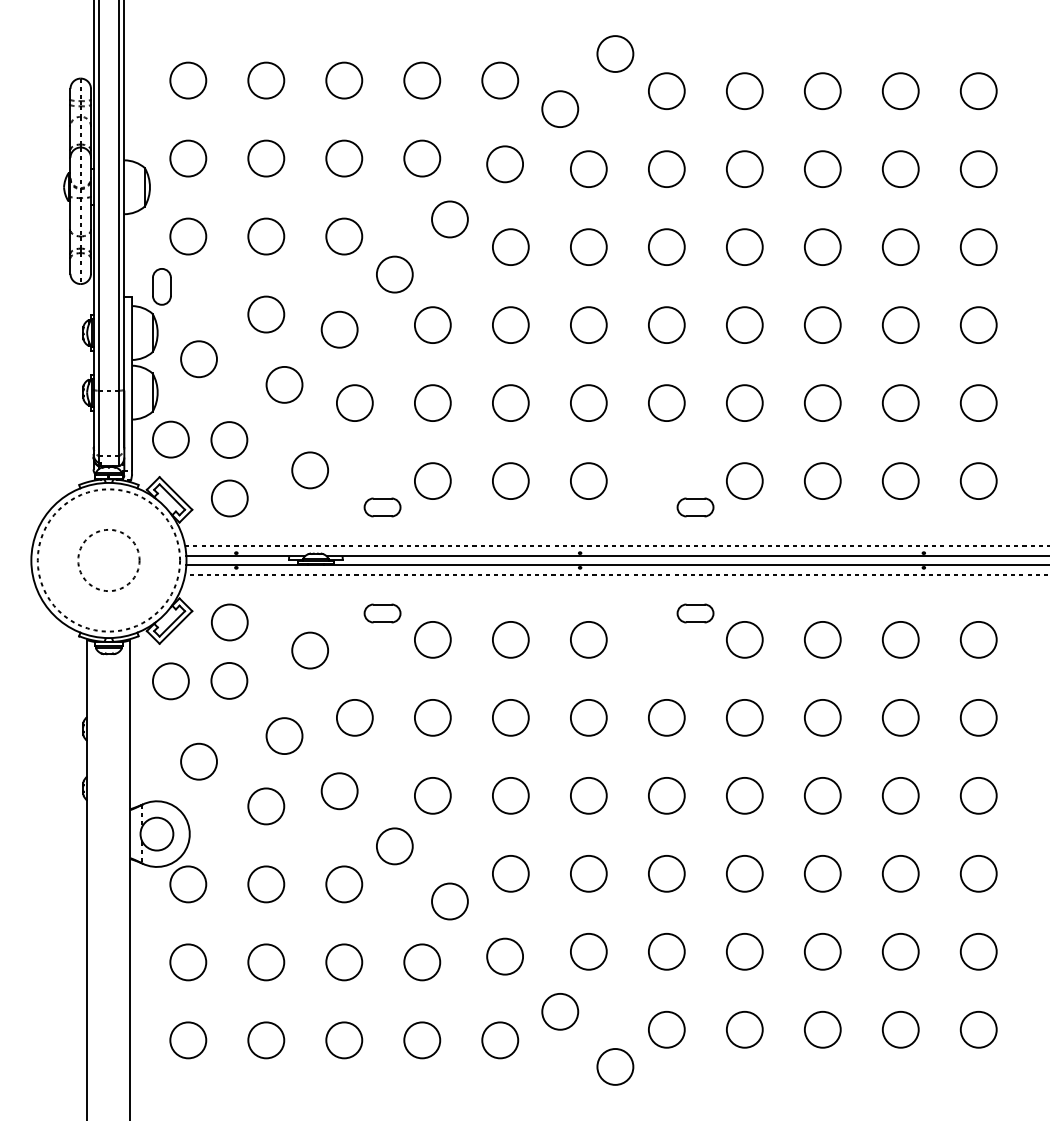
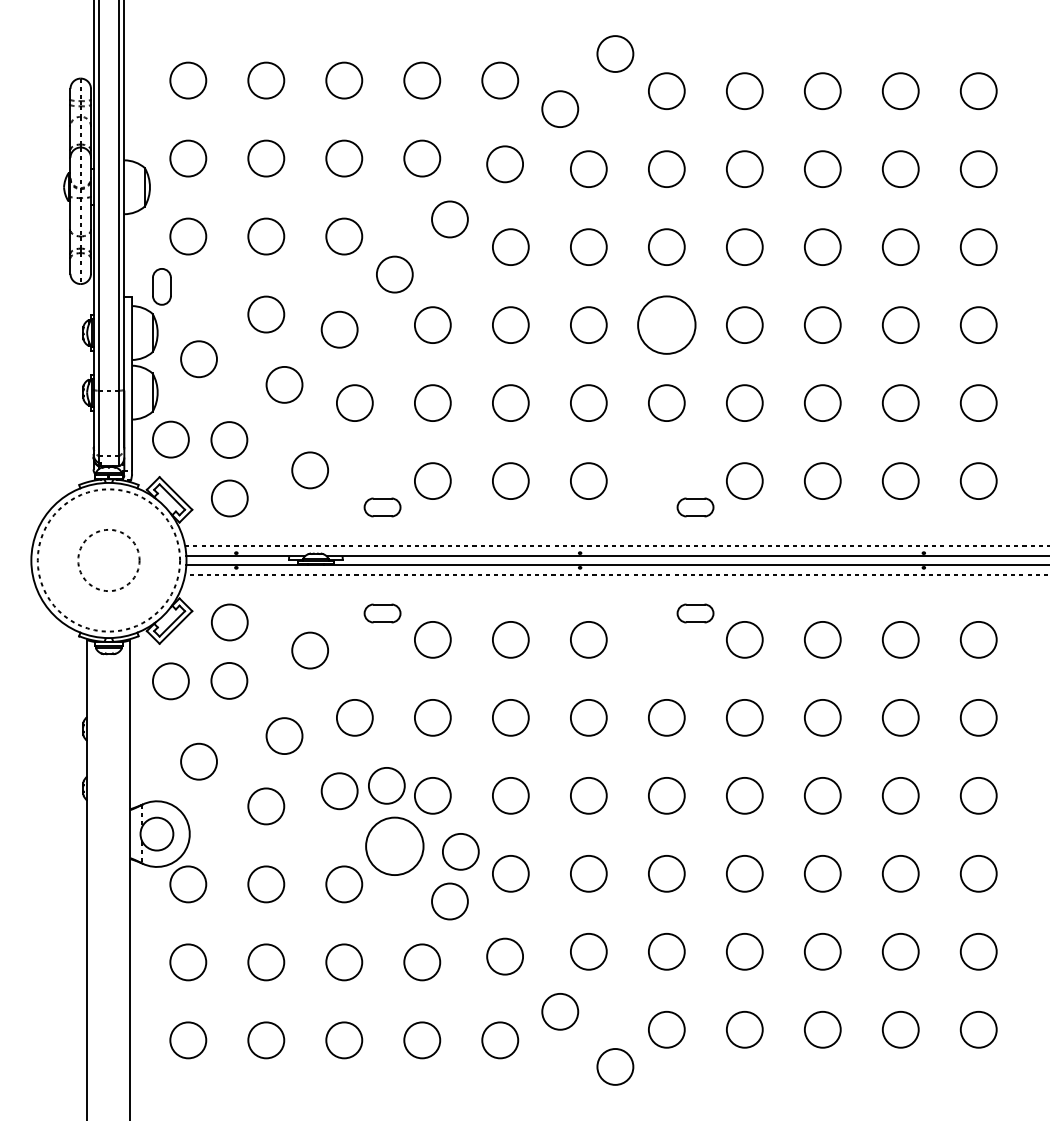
circle diameter: 36 px -> 57 px (666, 324)
circle: none -> present (386, 785)
circle diameter: 36 px -> 57 px (394, 846)
circle: none -> present (460, 851)
